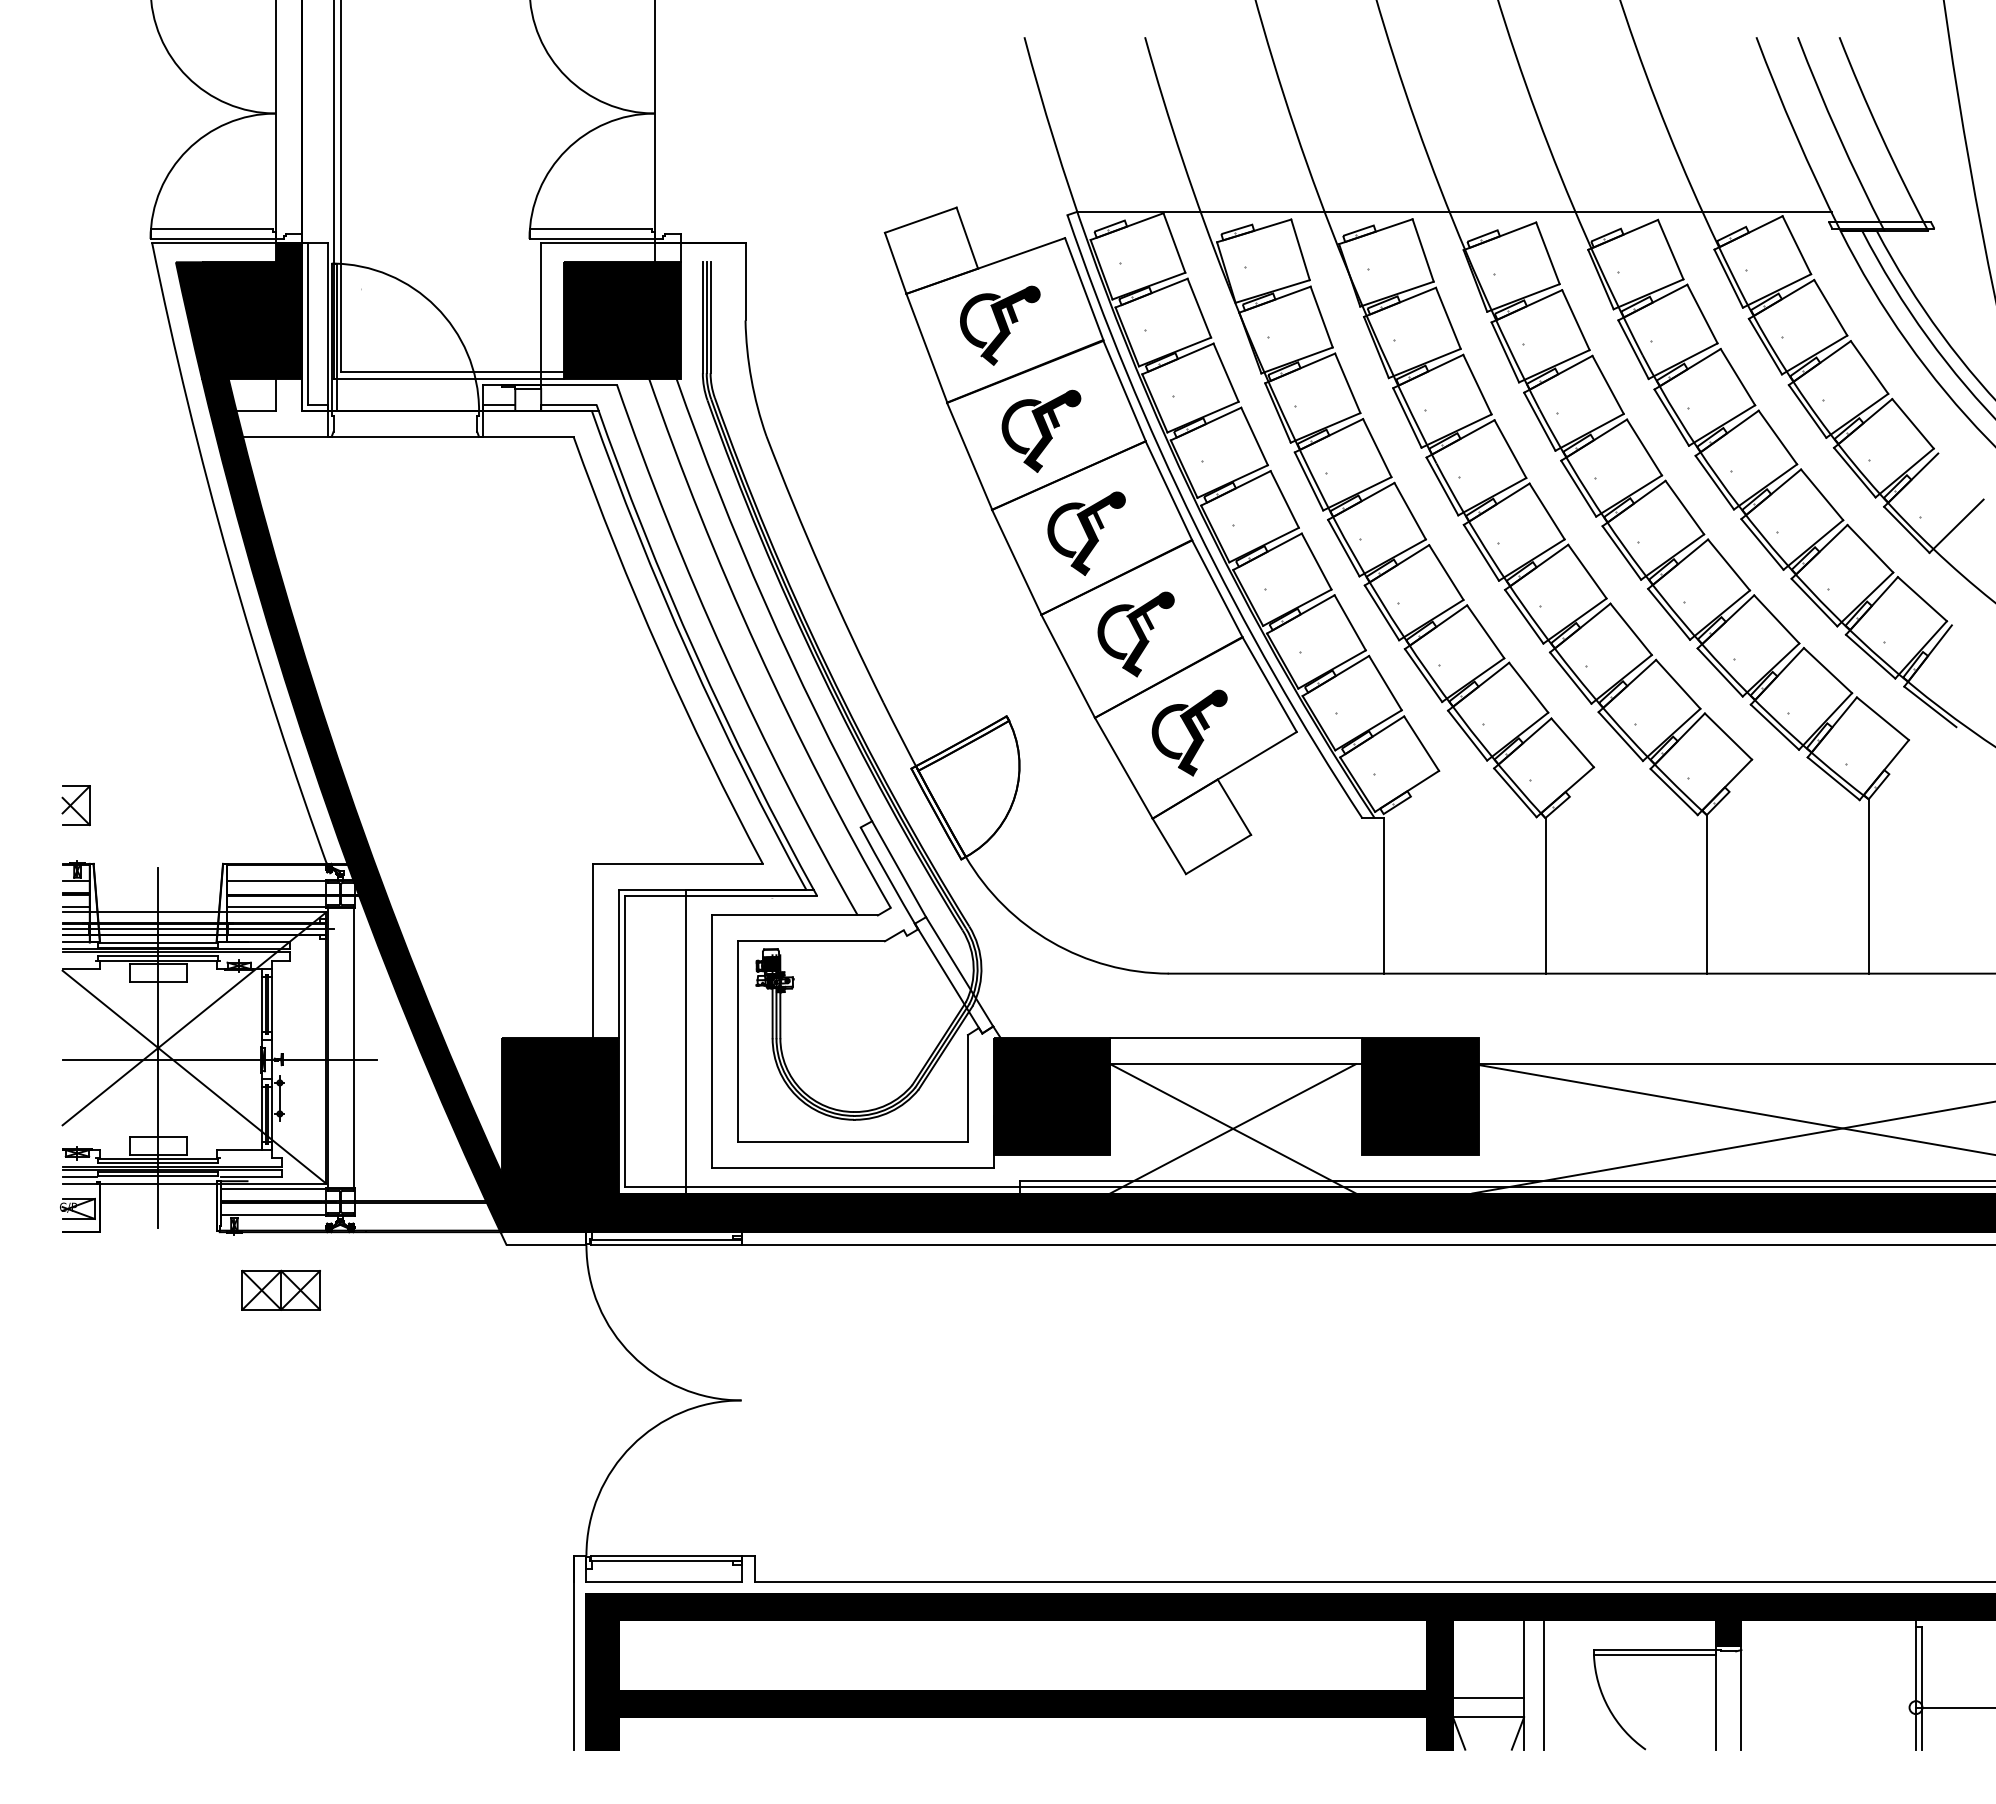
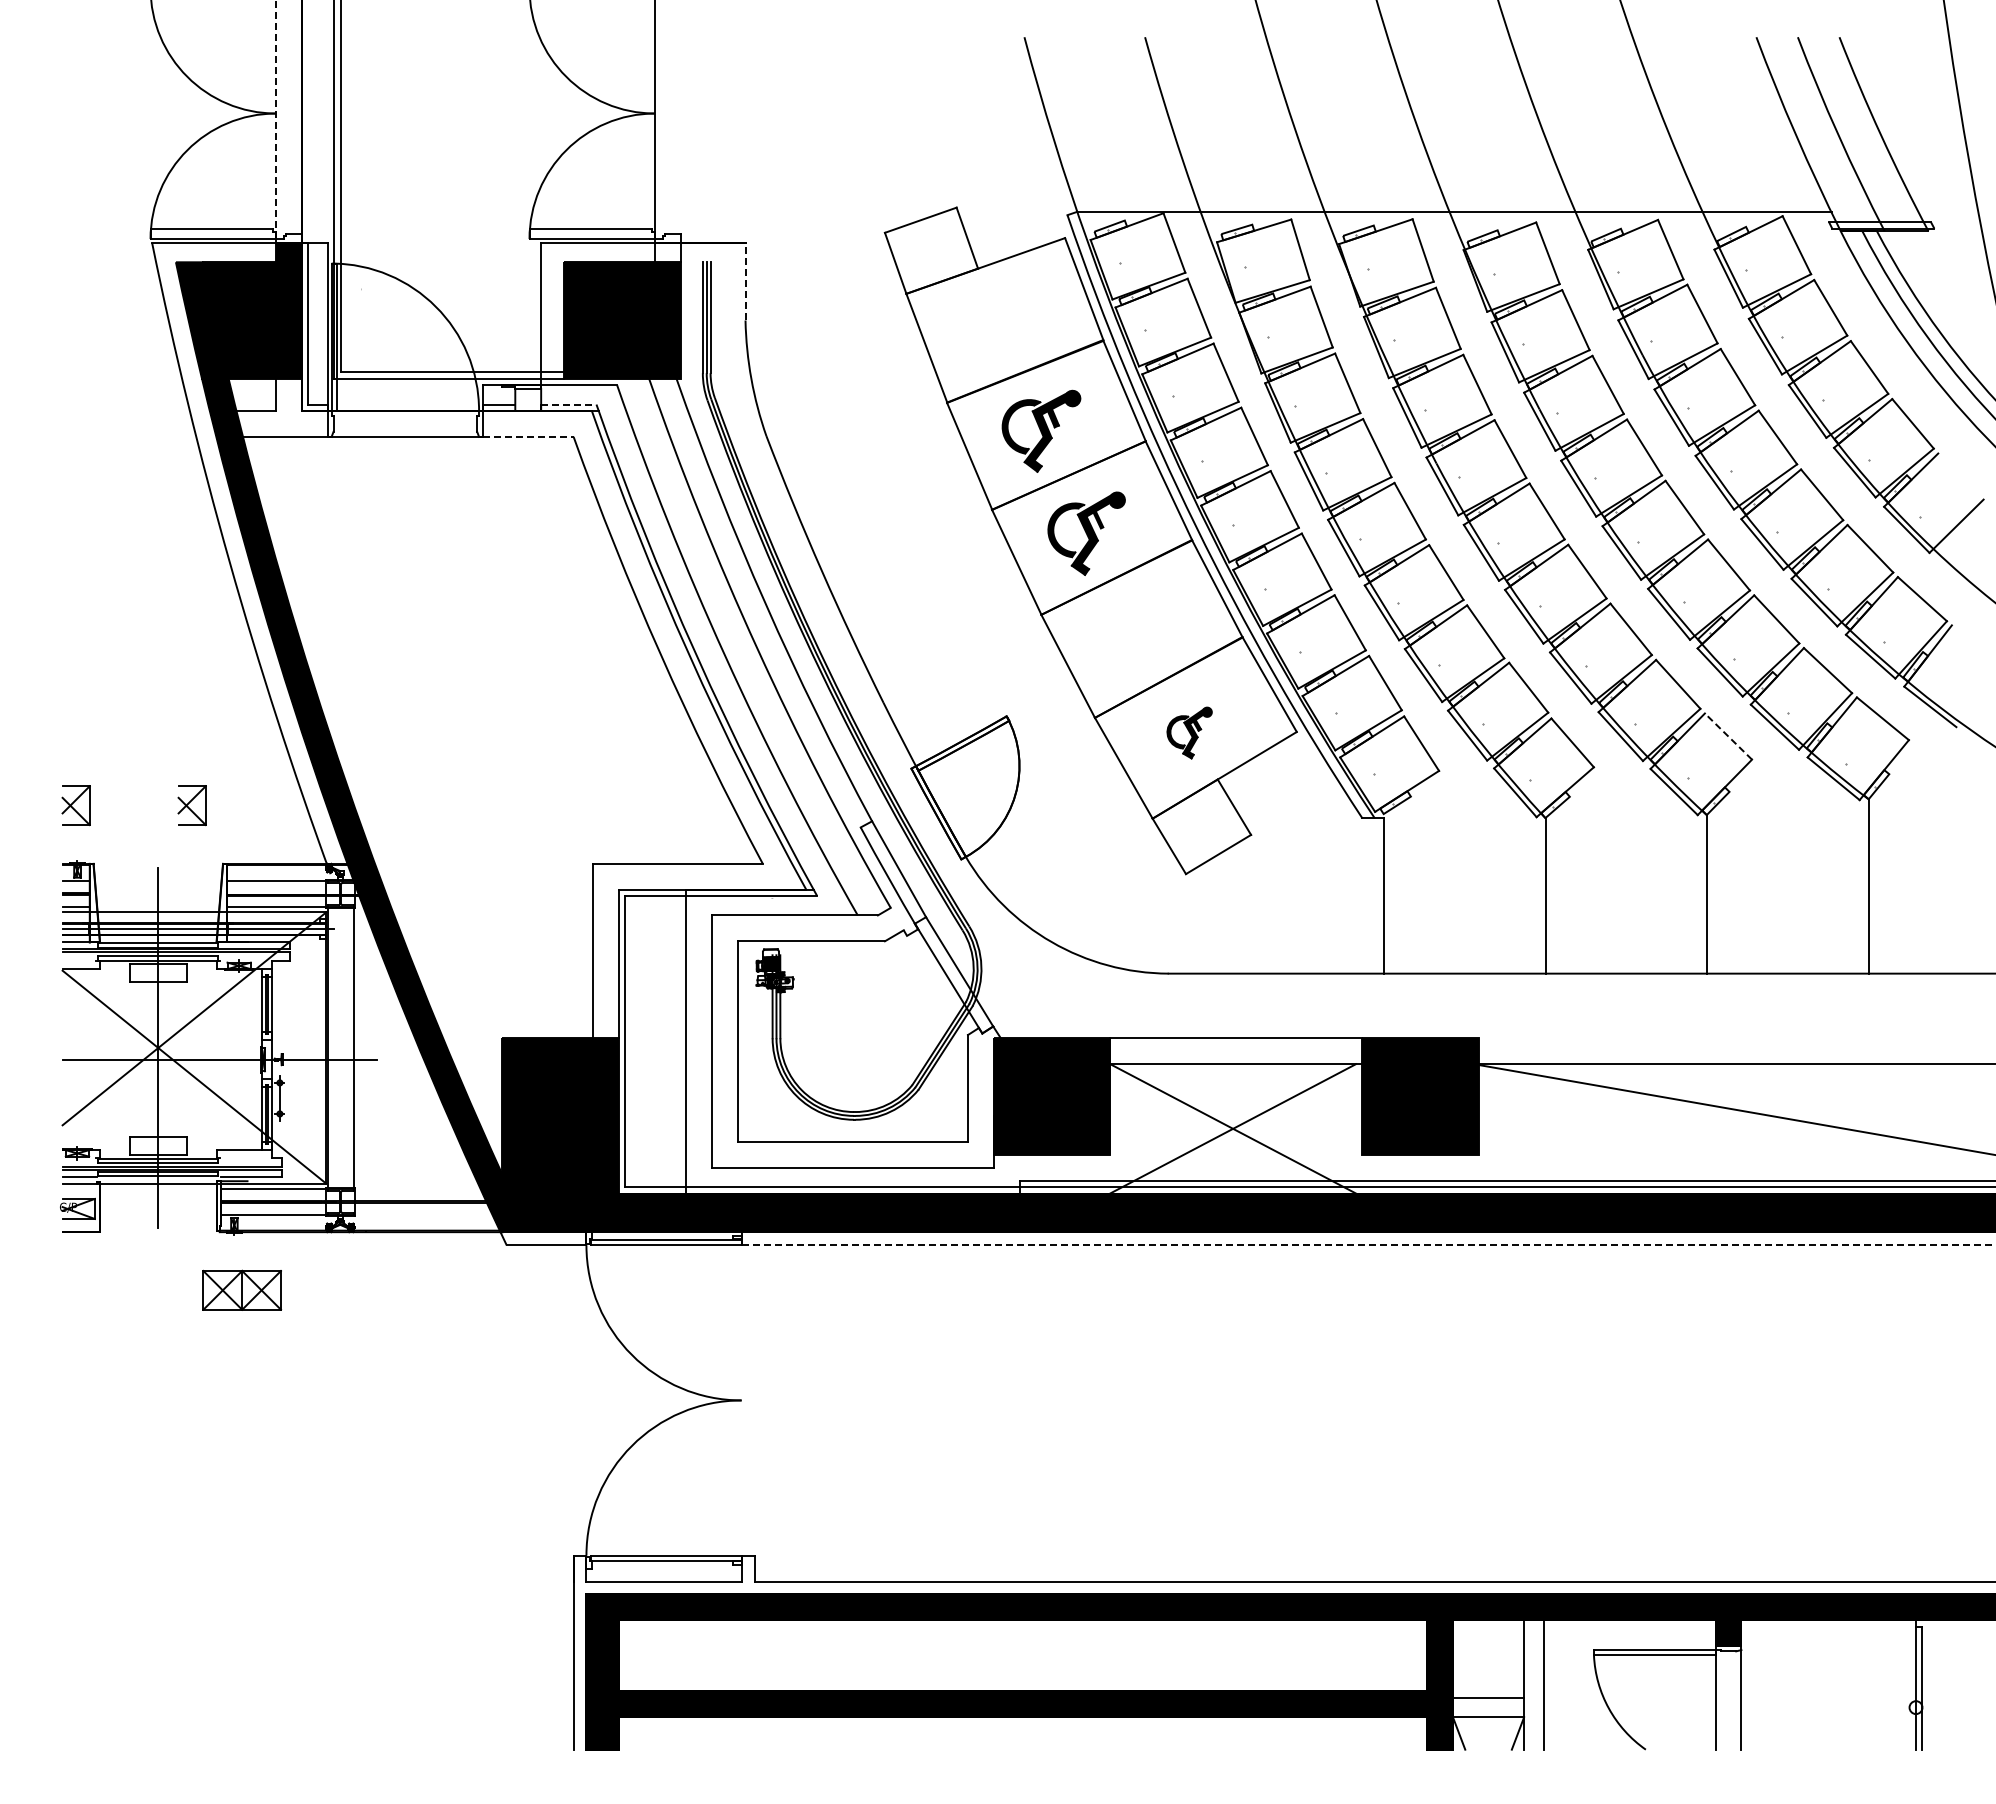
line: solid -> dashed (276, 119)
line: solid -> dashed (745, 281)
part: present -> none (1000, 325)
line: solid -> dashed (568, 404)
line: solid -> dashed (528, 436)
part: present -> none (1135, 634)
part size: 77x88 px -> 47x54 px (1189, 732)
line: solid -> dashed (1728, 736)
part: none -> present (191, 805)
line: present -> none (1732, 1147)
line: solid -> dashed (1368, 1245)
part position: (281, 1289) -> (242, 1289) (242, 1289)
line: present -> none (1954, 1707)
